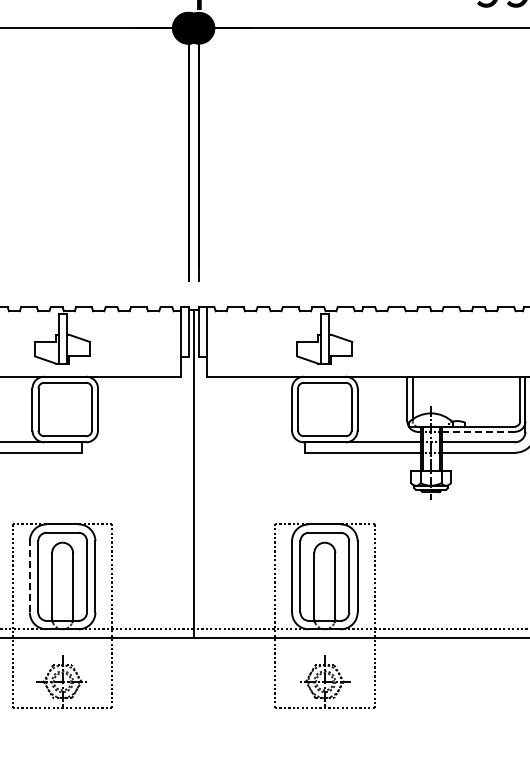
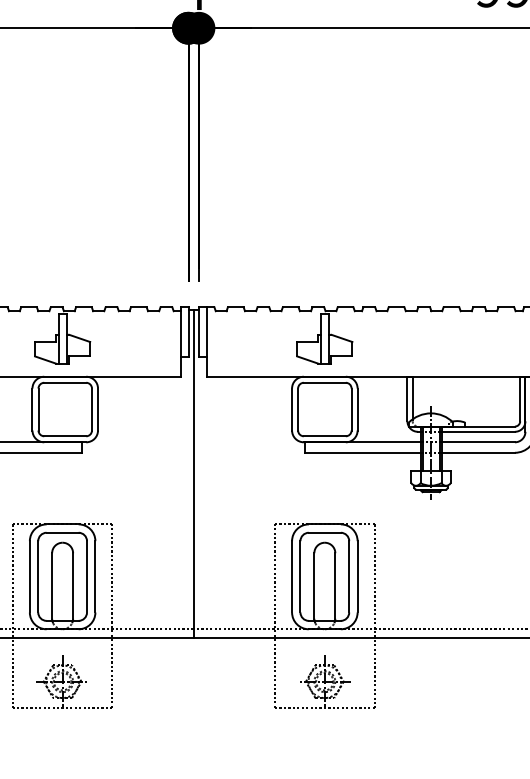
line: dashed -> solid (478, 431)
line: dashed -> solid (29, 576)
